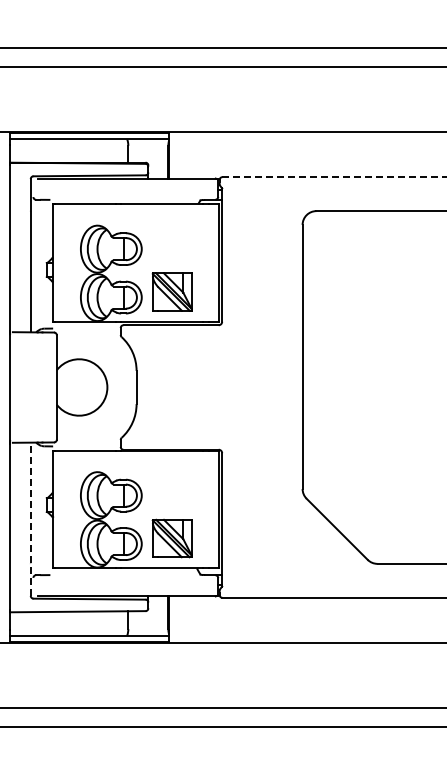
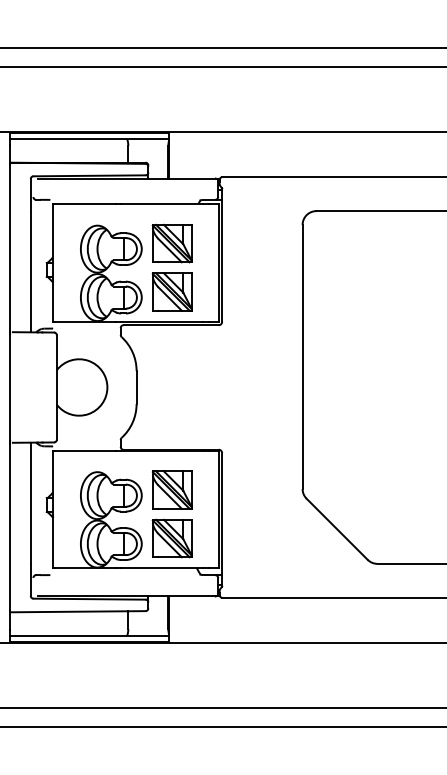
line: dashed -> solid (334, 177)
part: none -> present (171, 243)
part: none -> present (171, 489)
line: dashed -> solid (30, 519)
